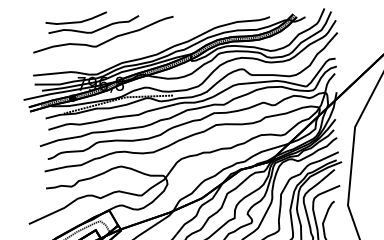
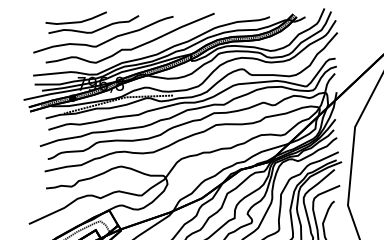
curve: none -> present (133, 47)
